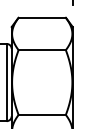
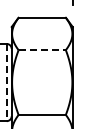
line: solid -> dashed (42, 50)
line: solid -> dashed (6, 82)
